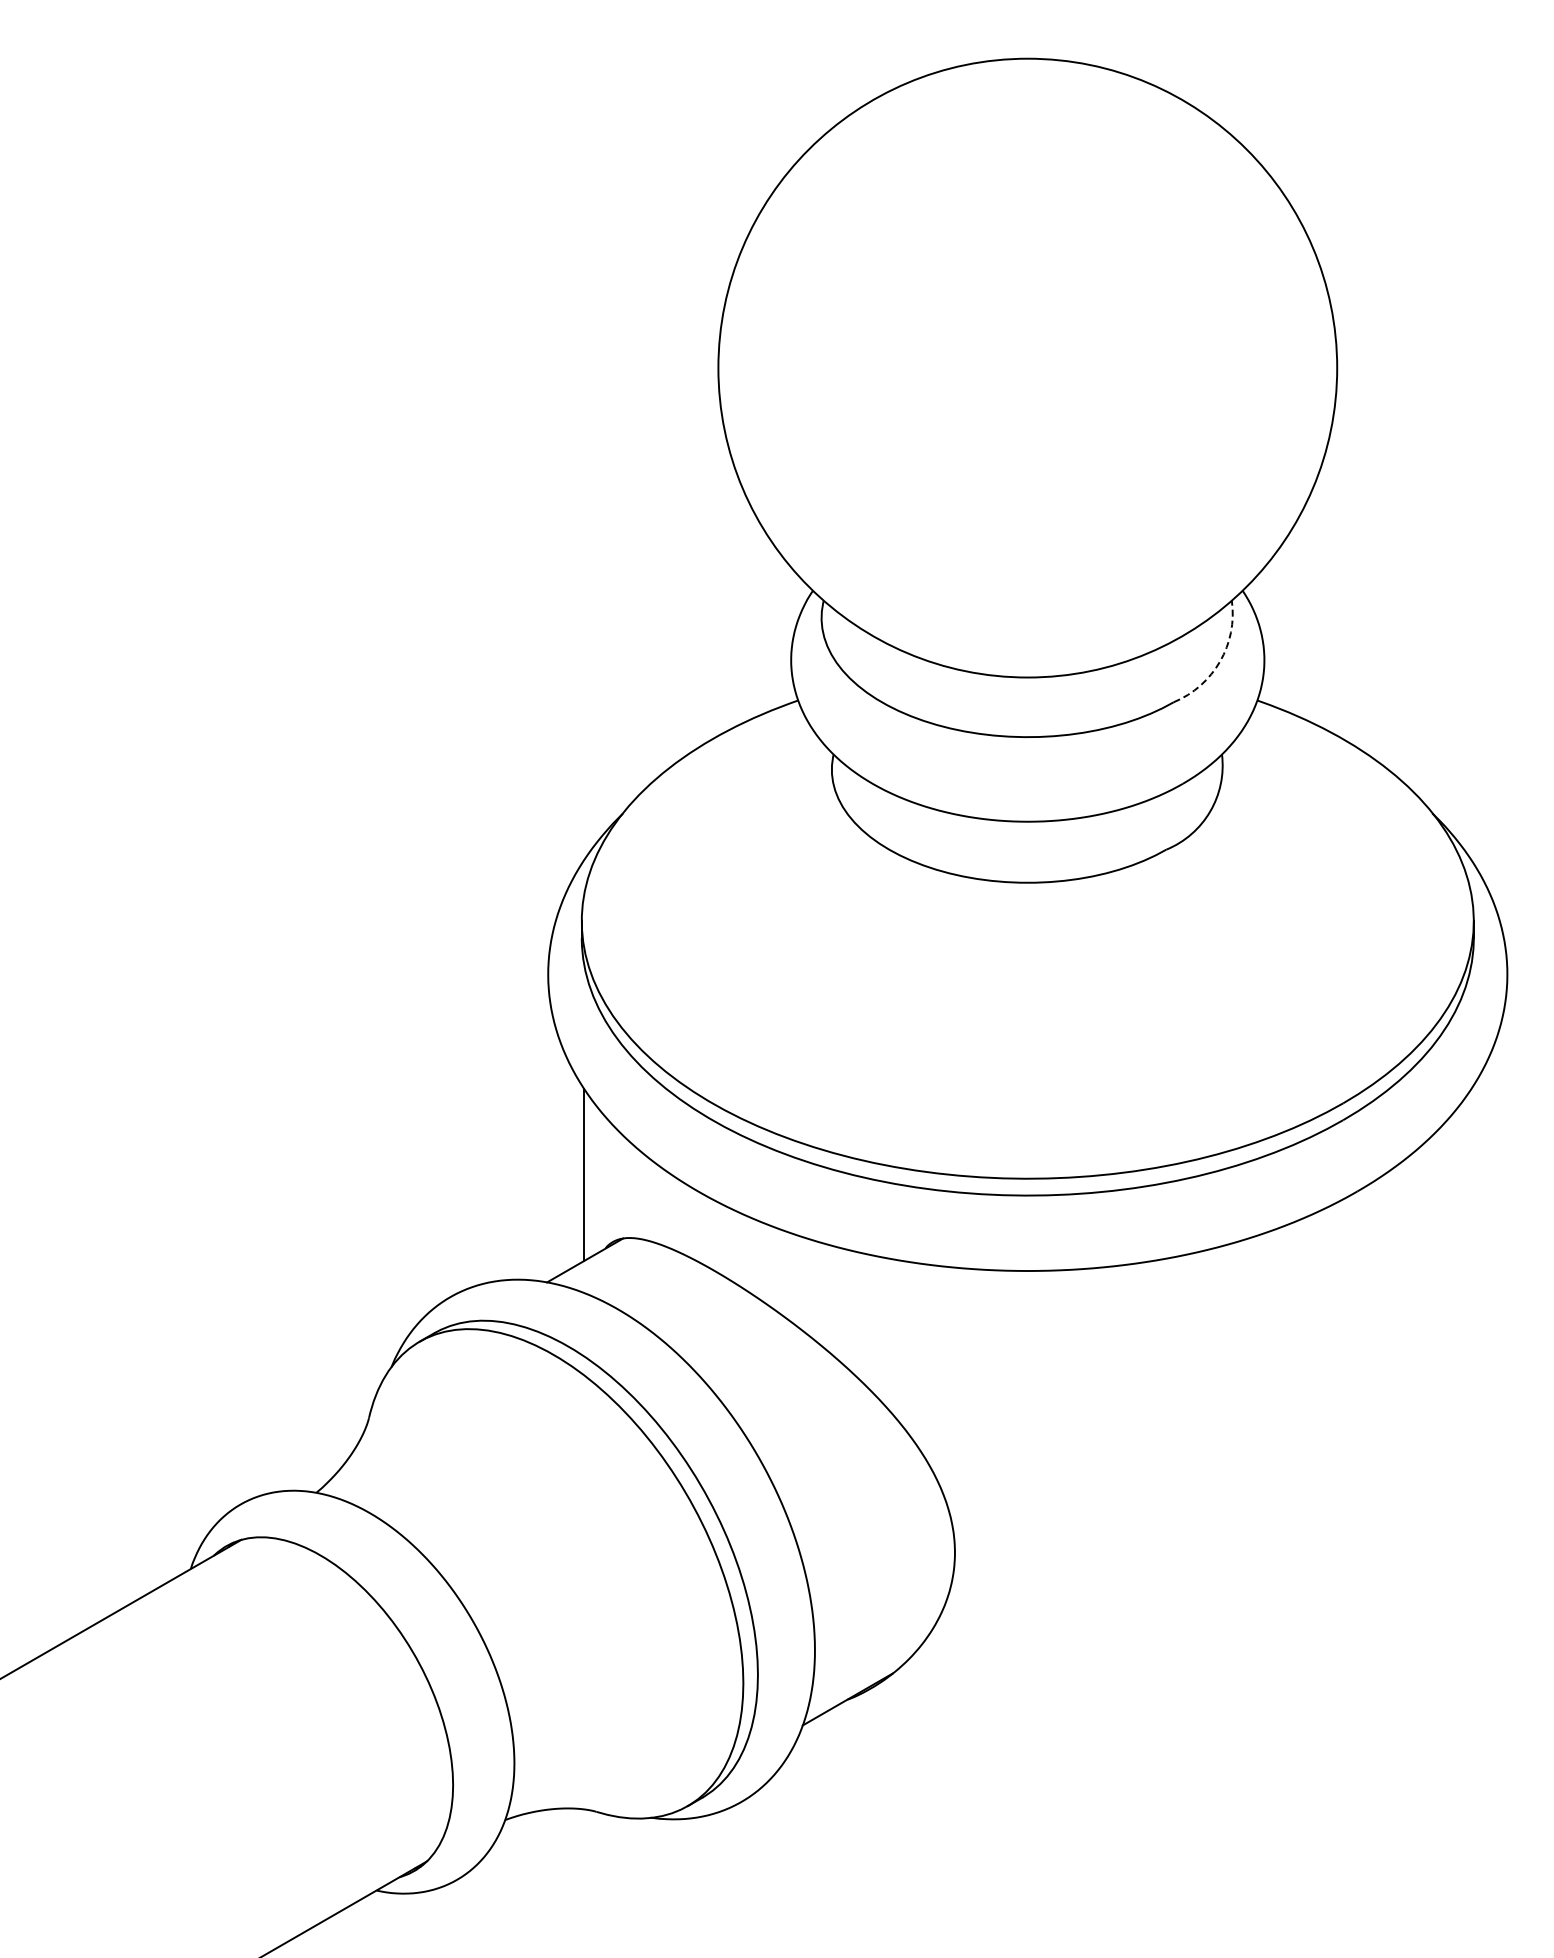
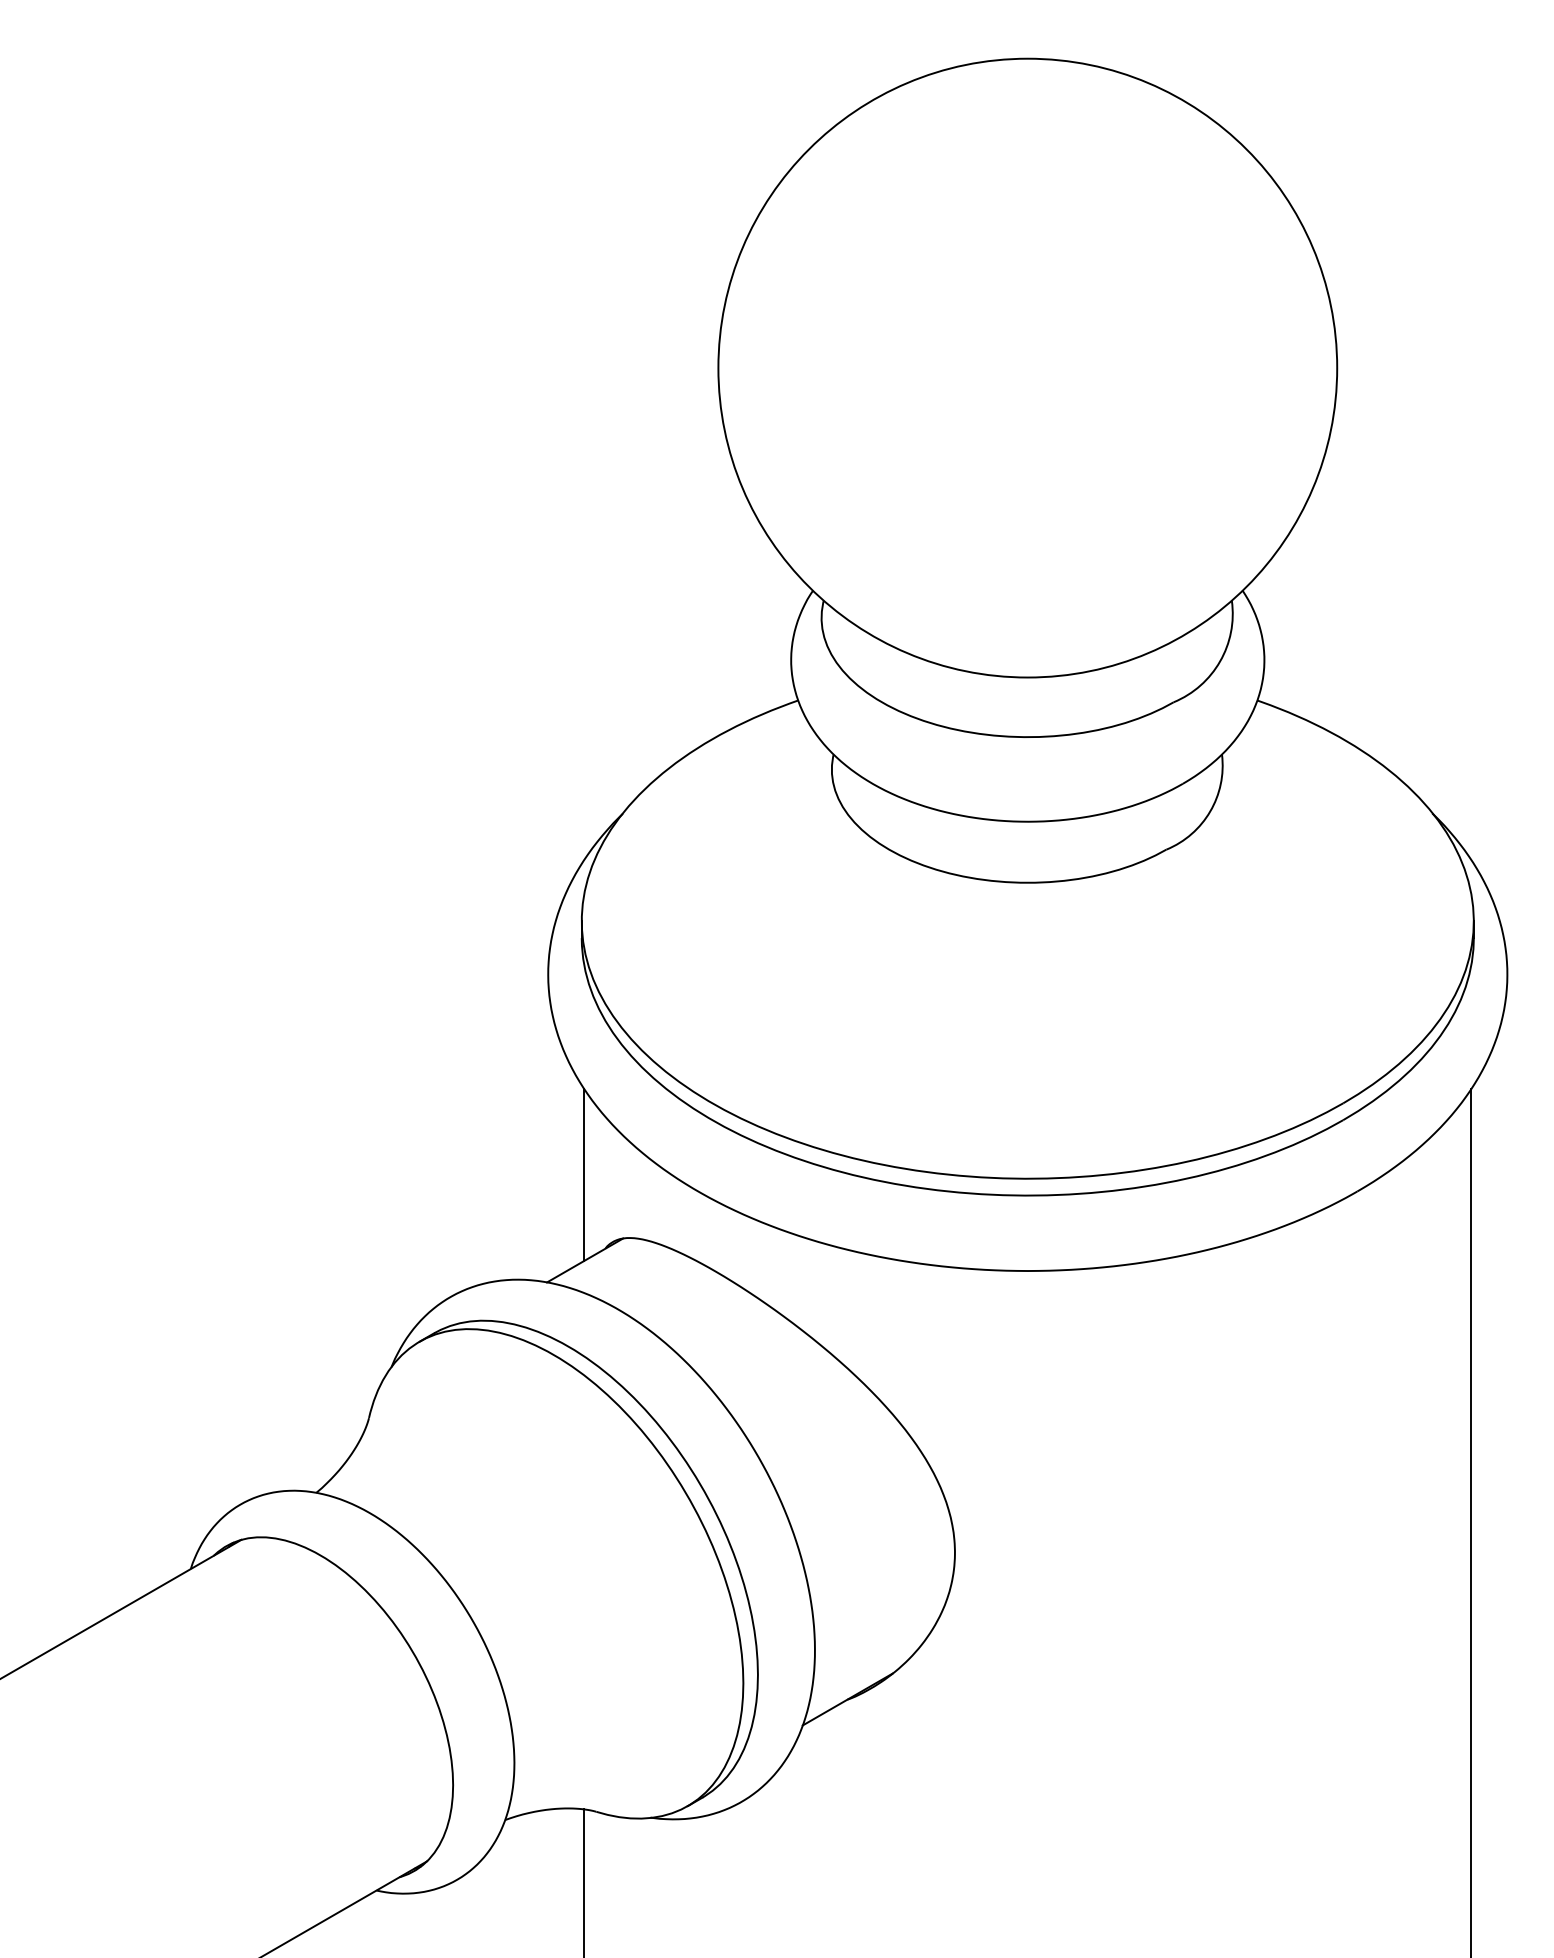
arc: dashed -> solid (1220, 661)
line: none -> present (1471, 1521)
line: none -> present (584, 1881)
